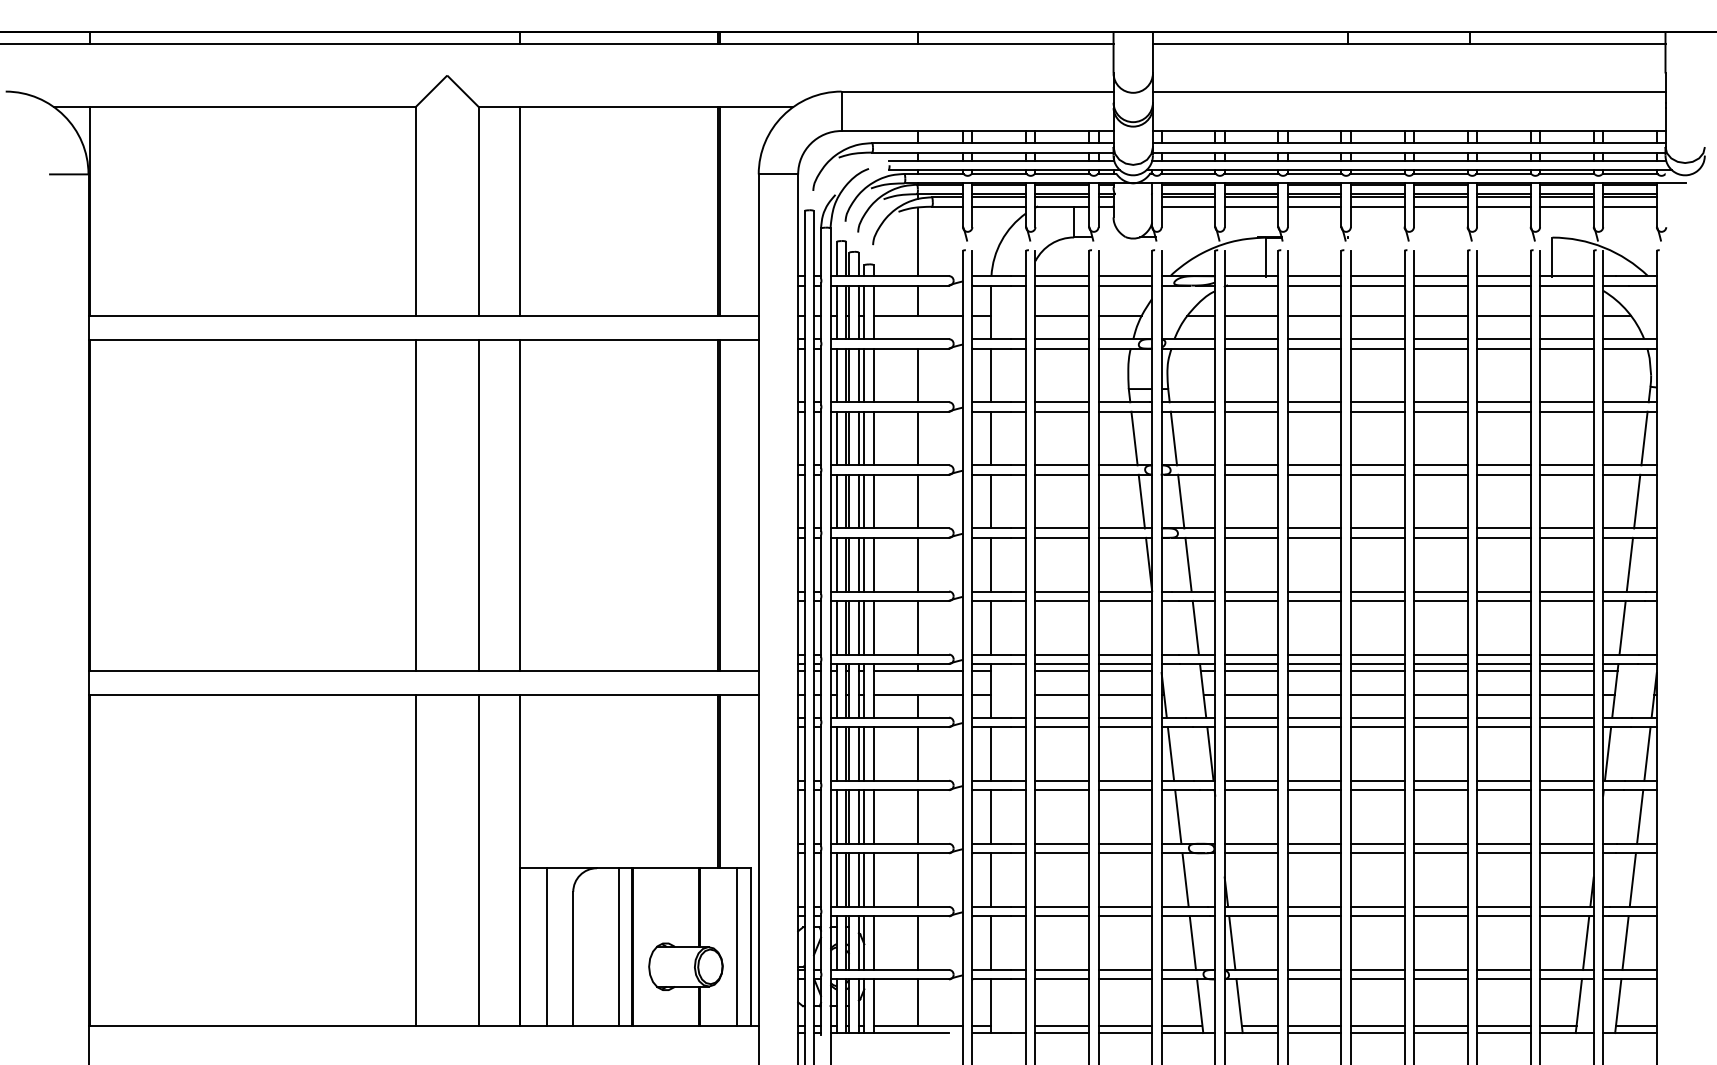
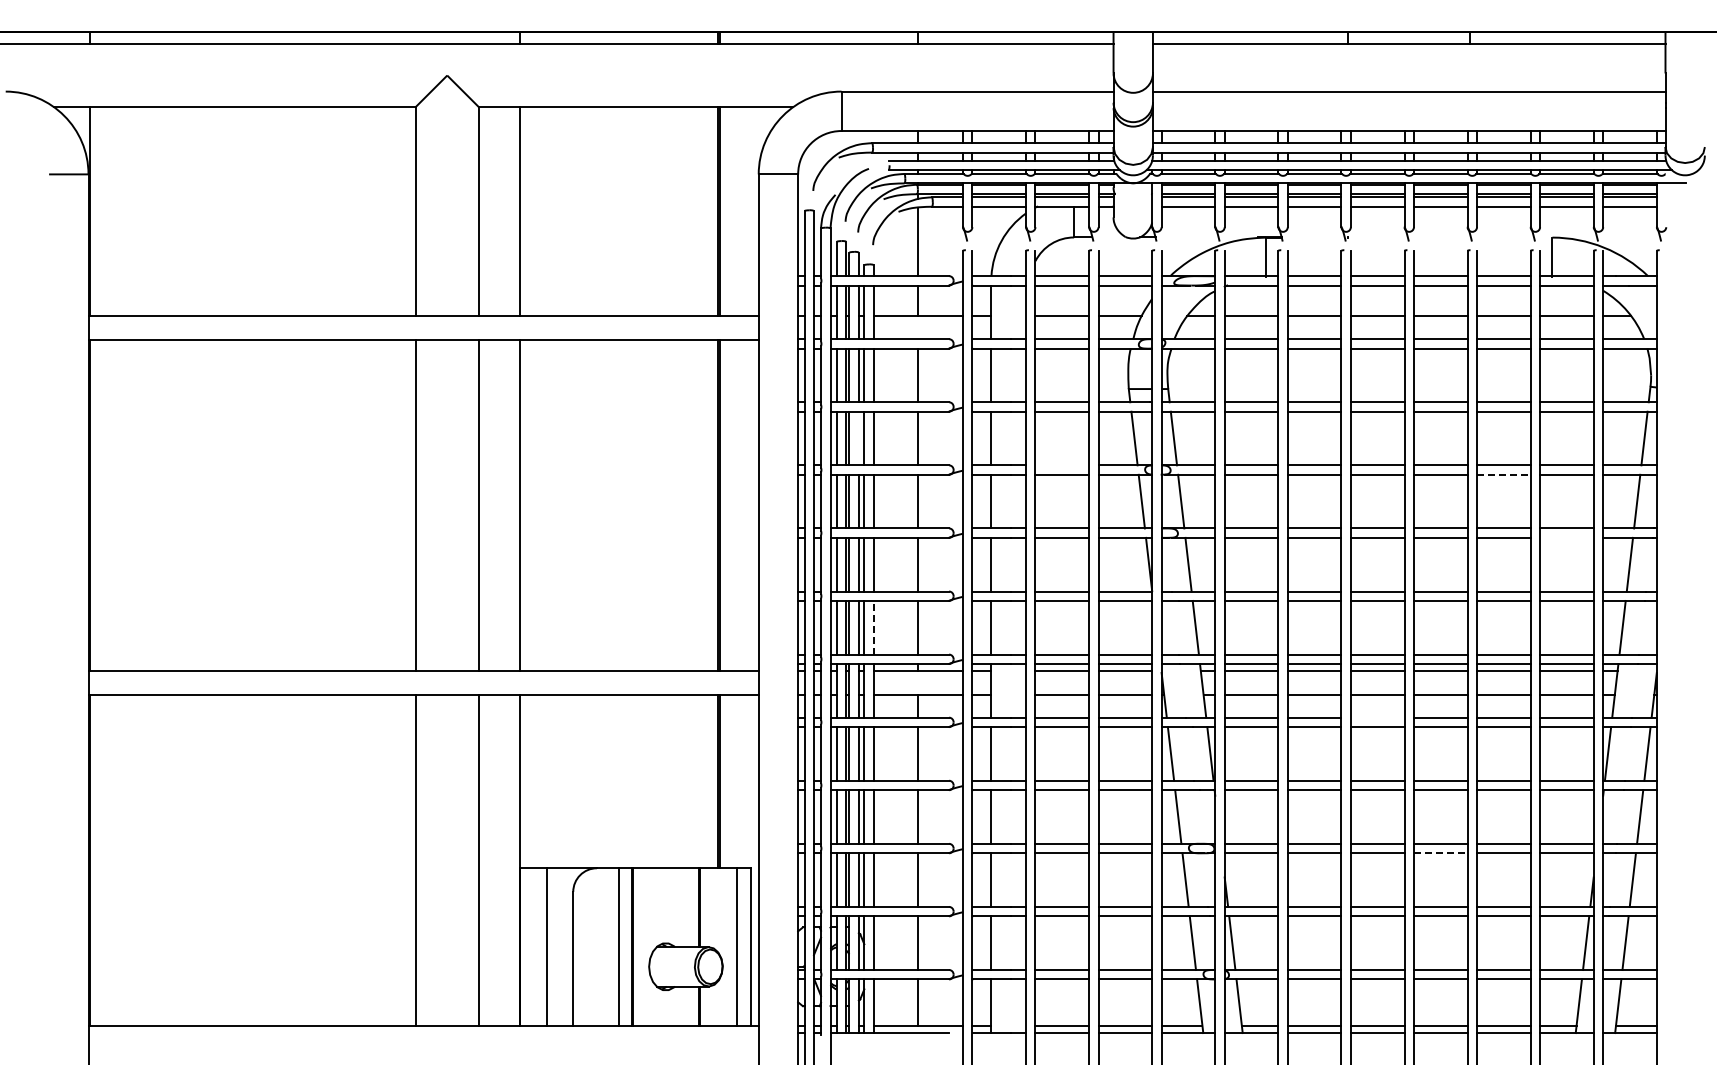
line: present -> none (858, 438)
line: present -> none (1062, 465)
line: solid -> dashed (1503, 474)
line: present -> none (1566, 537)
line: solid -> dashed (873, 627)
line: present -> none (1377, 717)
line: solid -> dashed (1440, 853)
